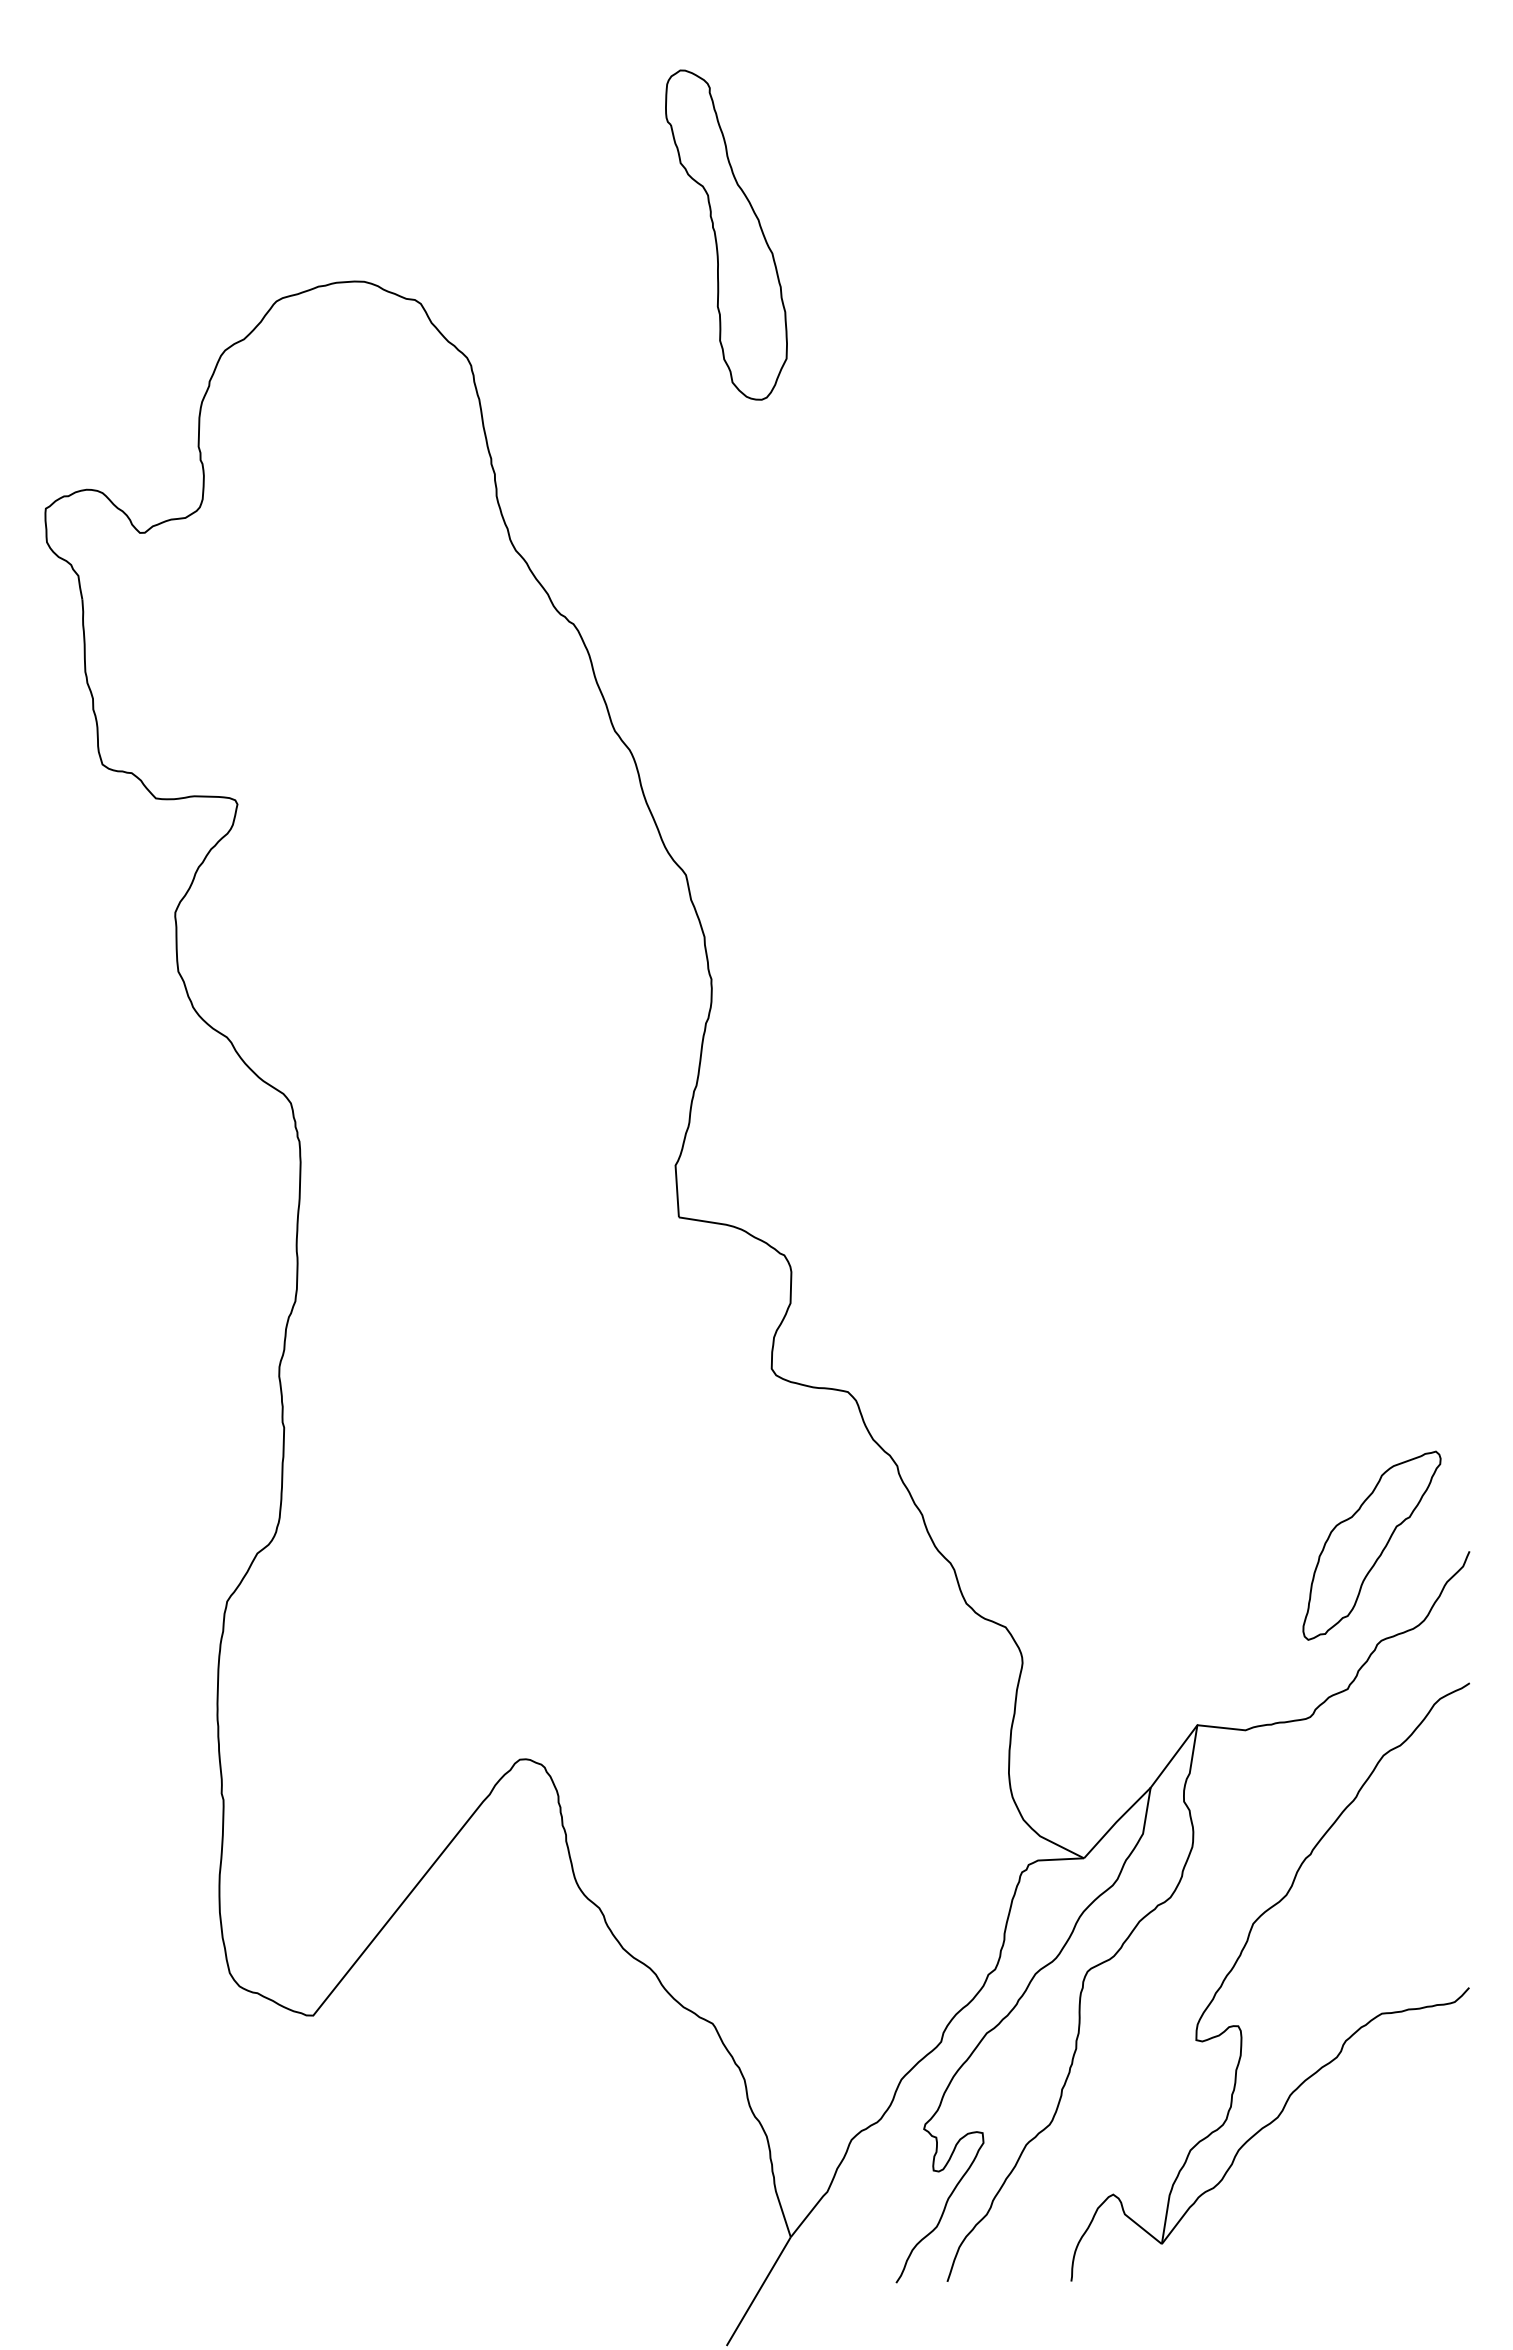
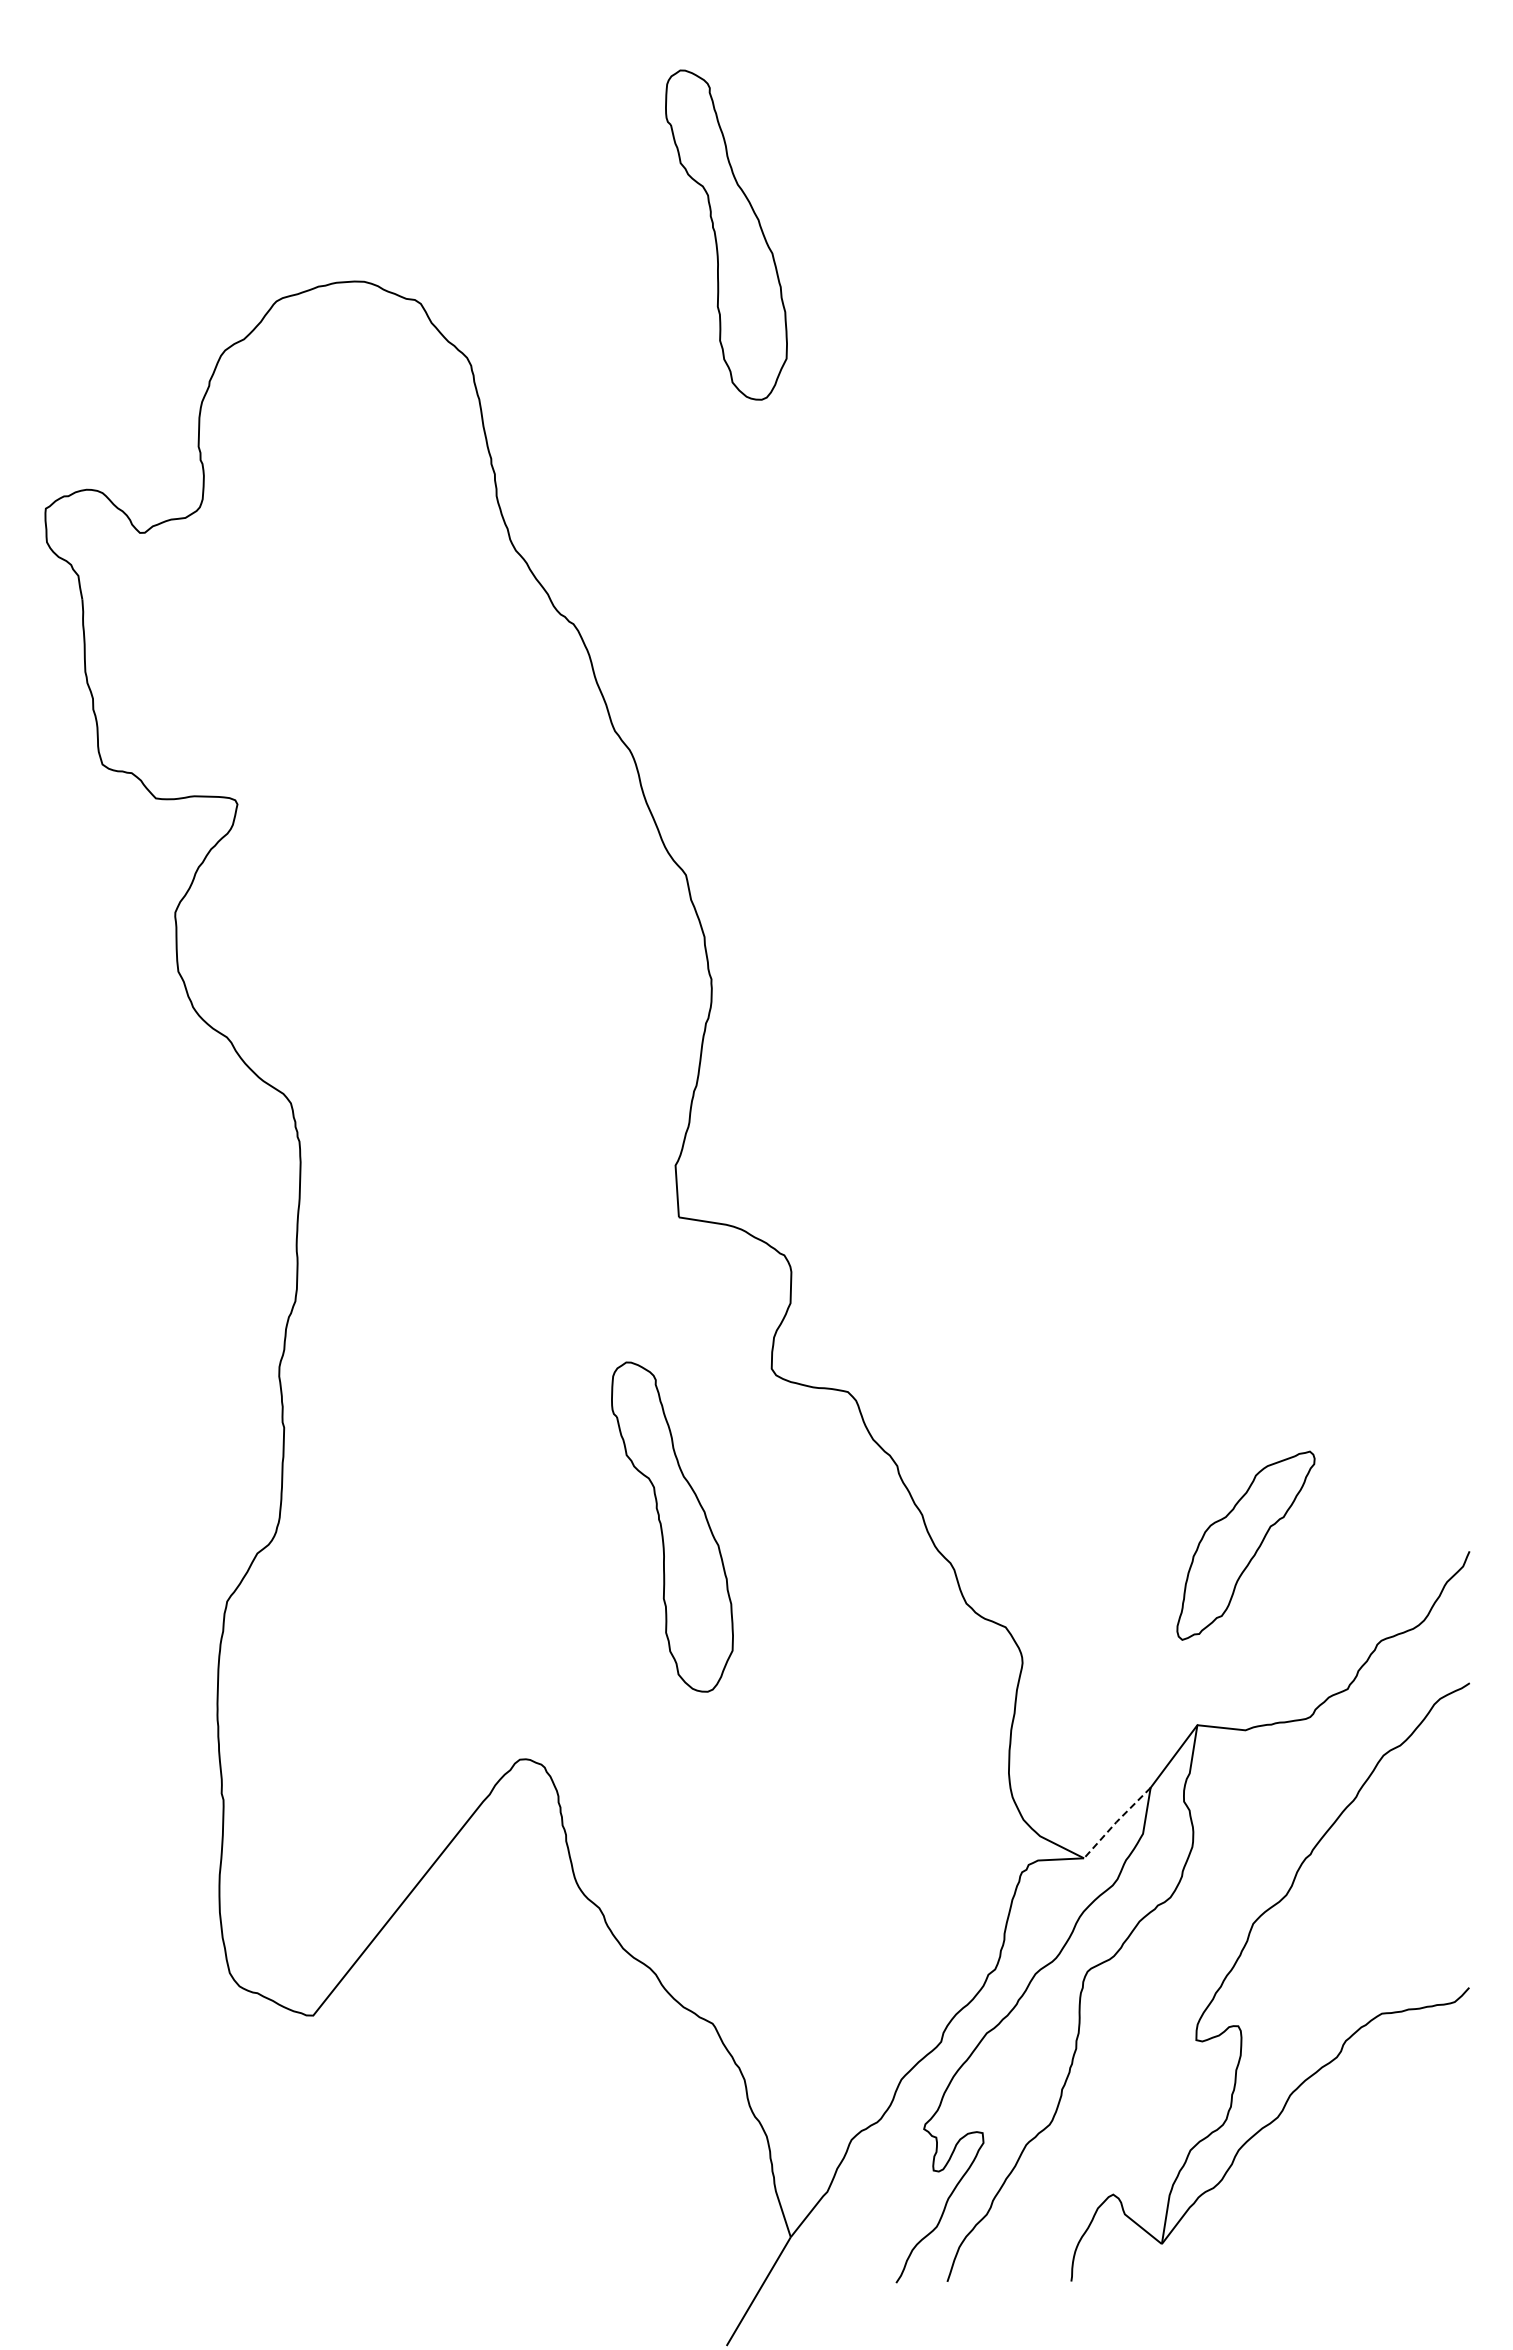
part: none -> present (672, 1526)
part position: (1371, 1545) -> (1245, 1545) (1245, 1545)
line: solid -> dashed (1116, 1822)
